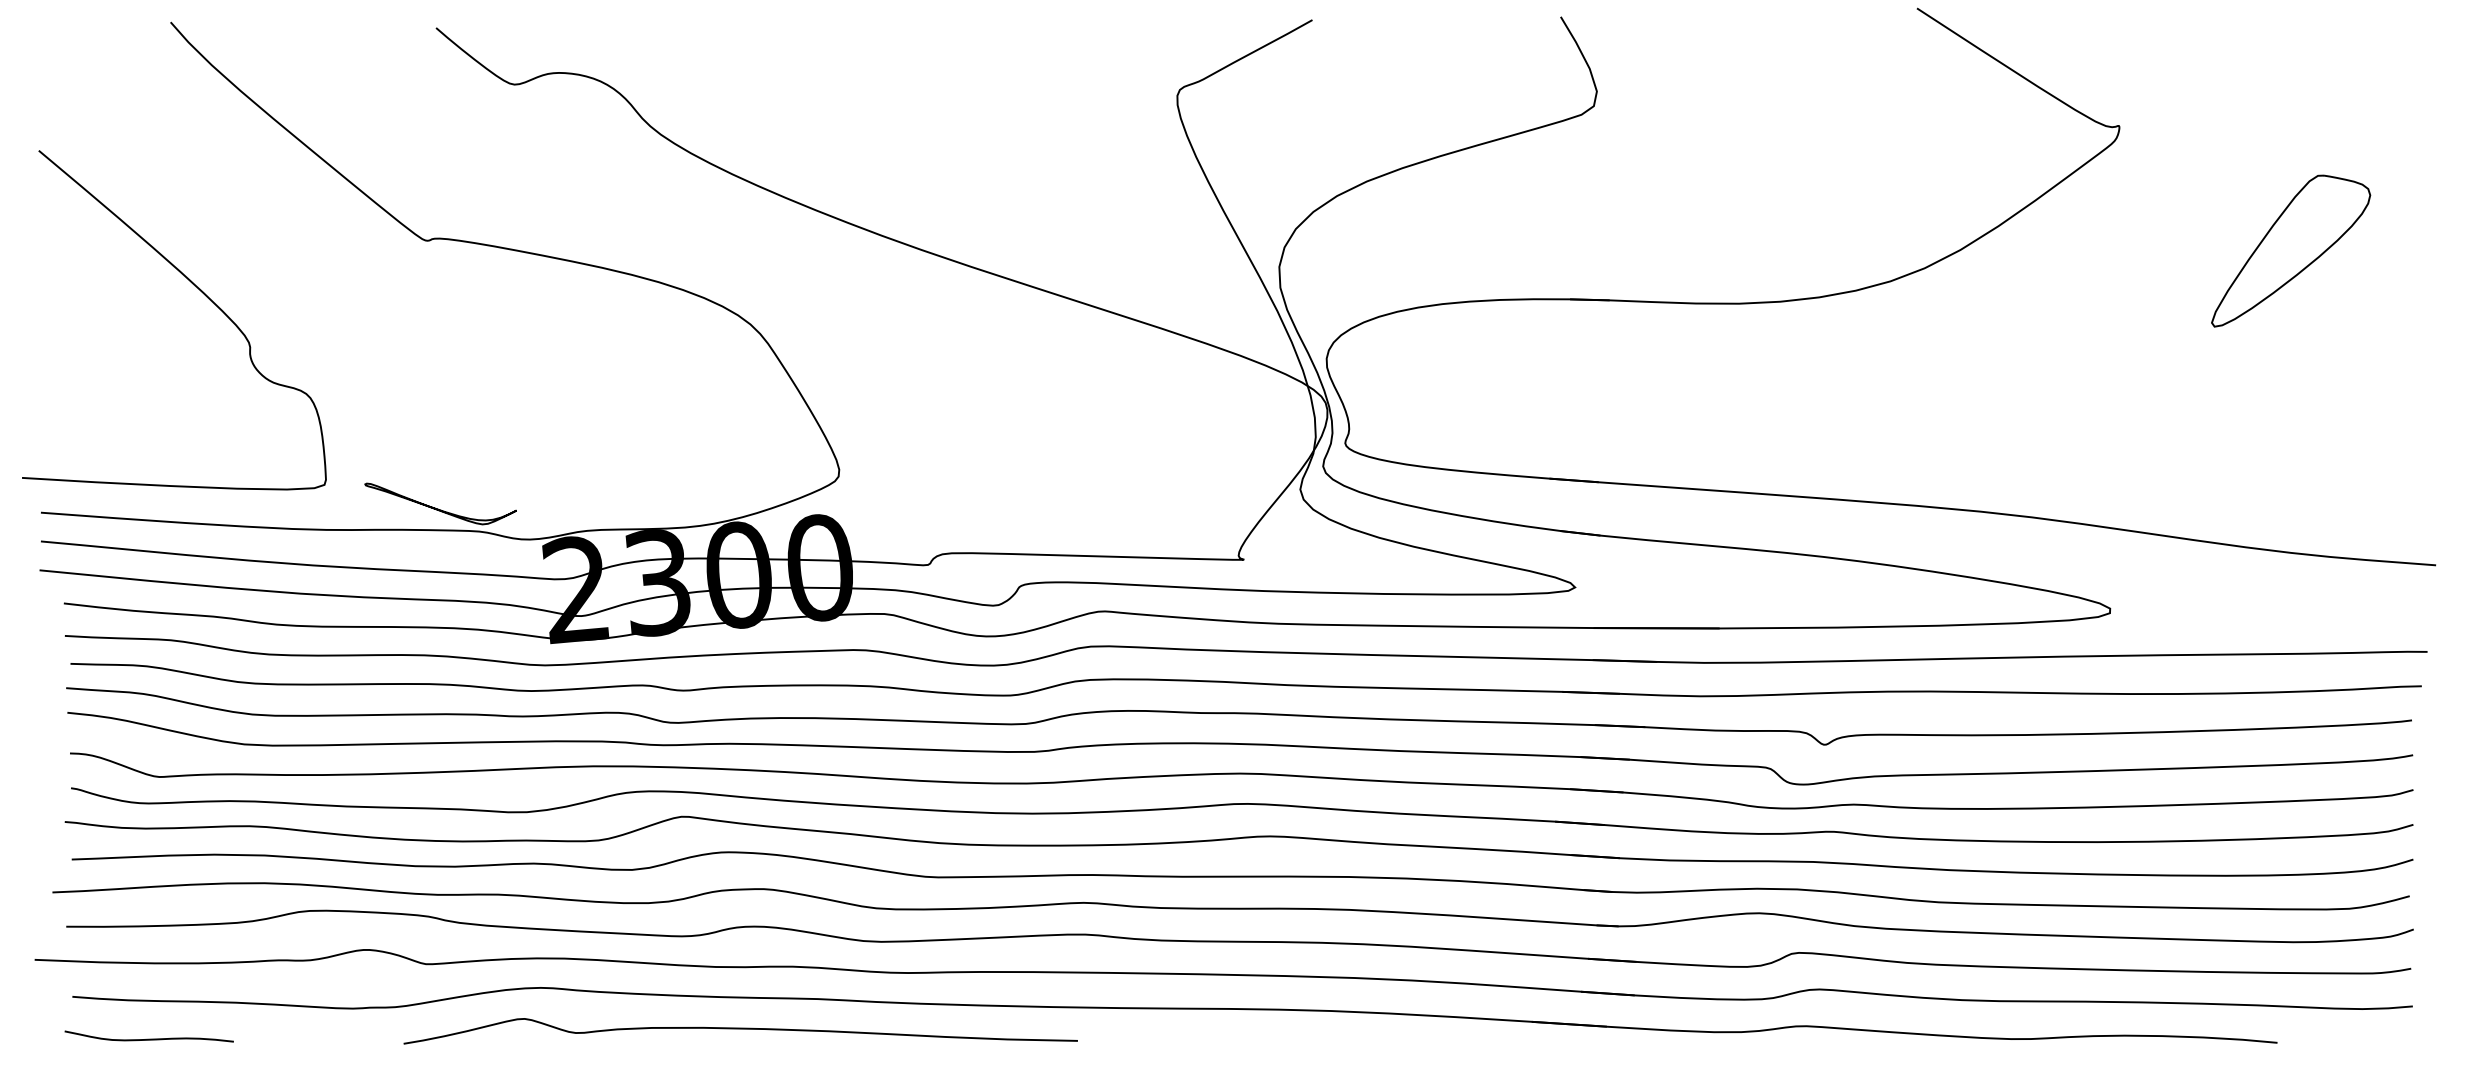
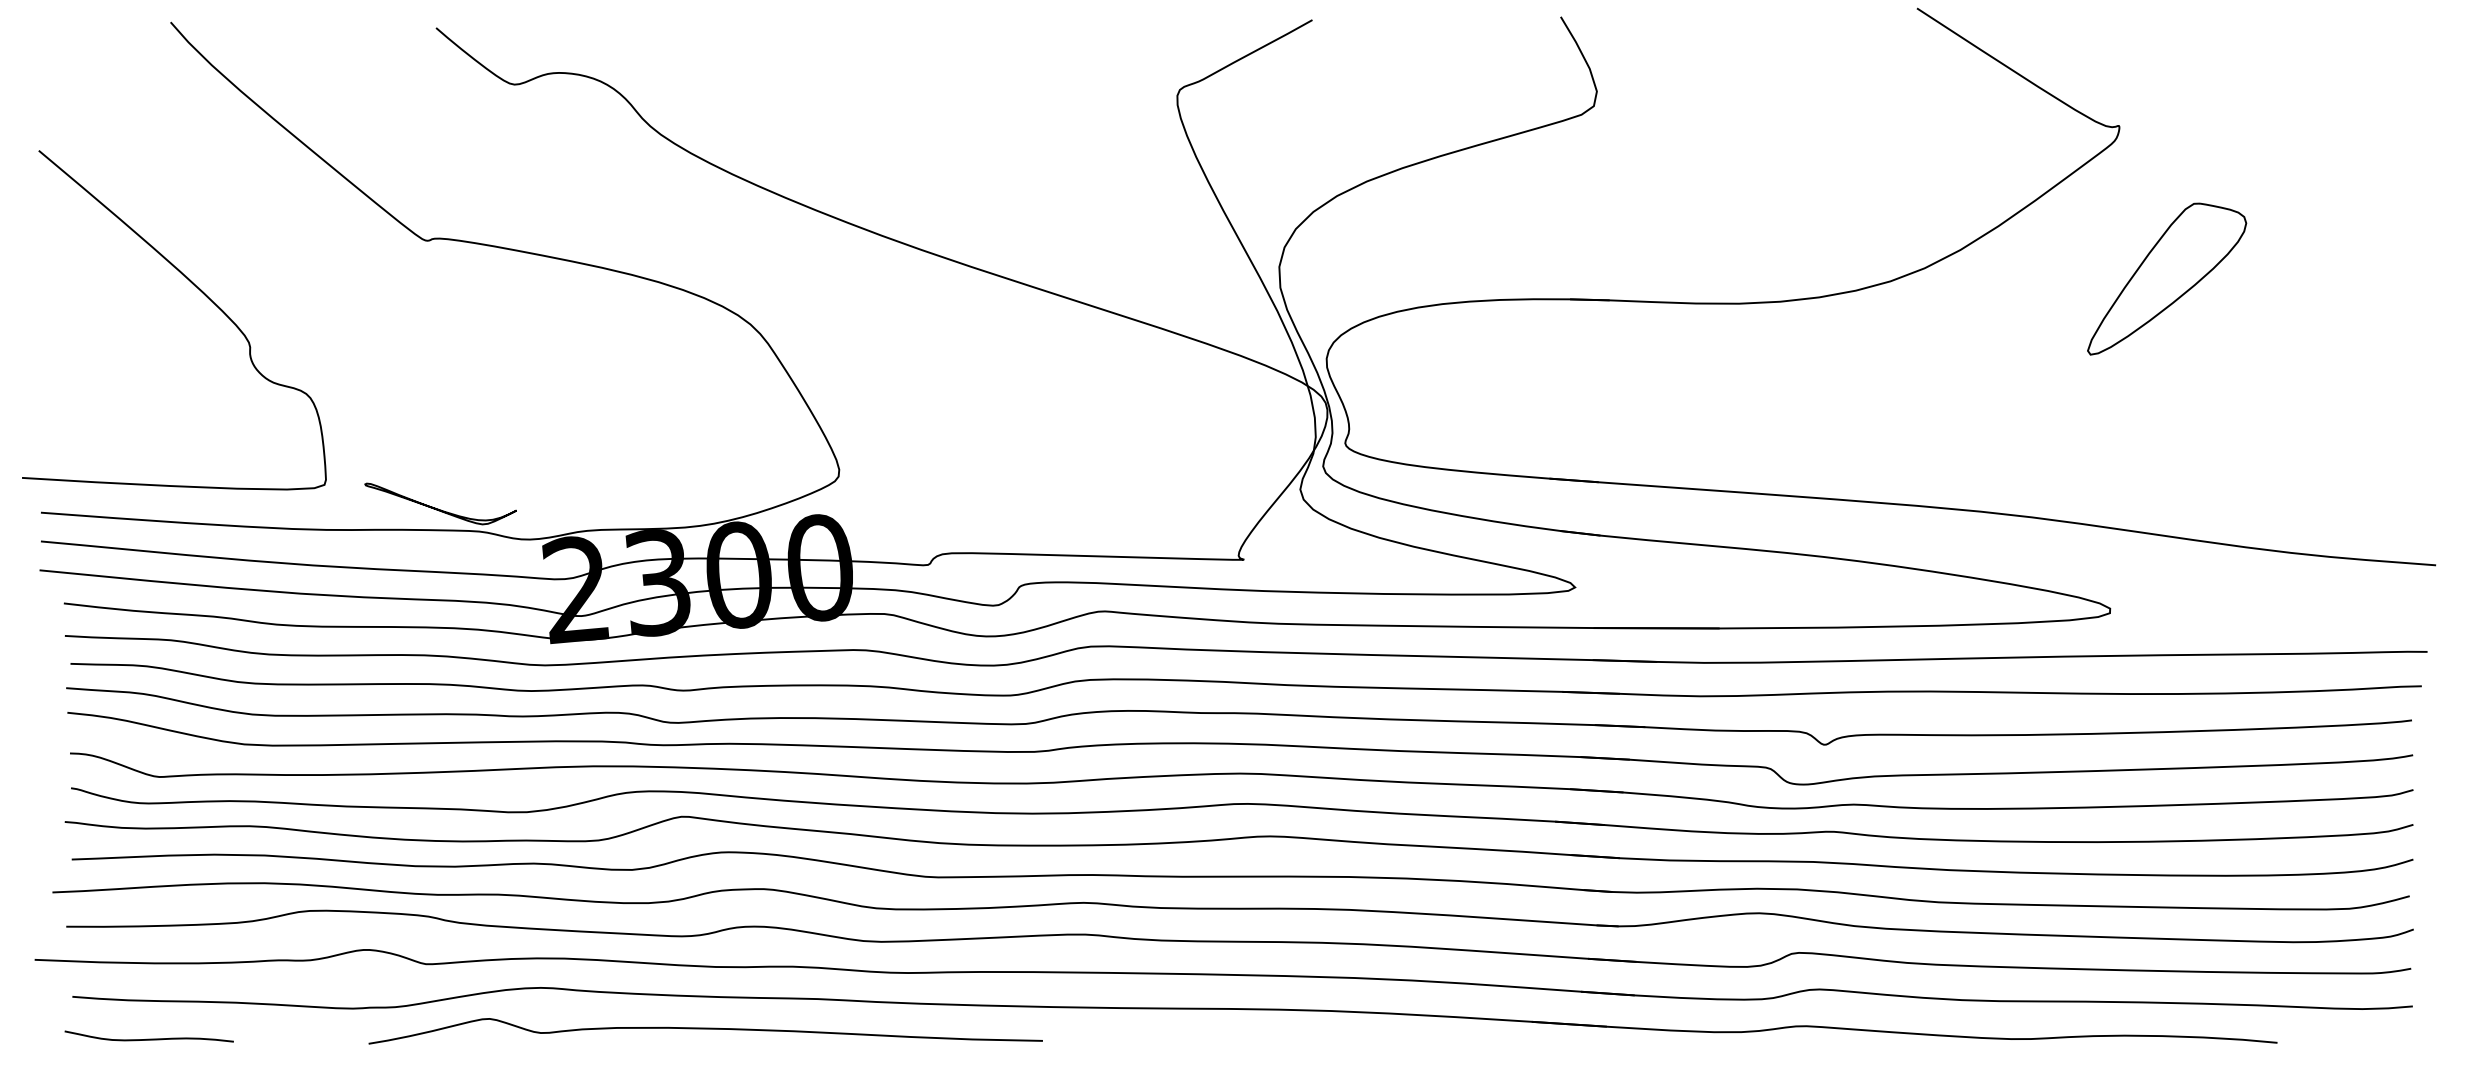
part position: (2291, 250) -> (2167, 278) (2167, 278)
curve position: (740, 1029) -> (705, 1029) (705, 1029)
